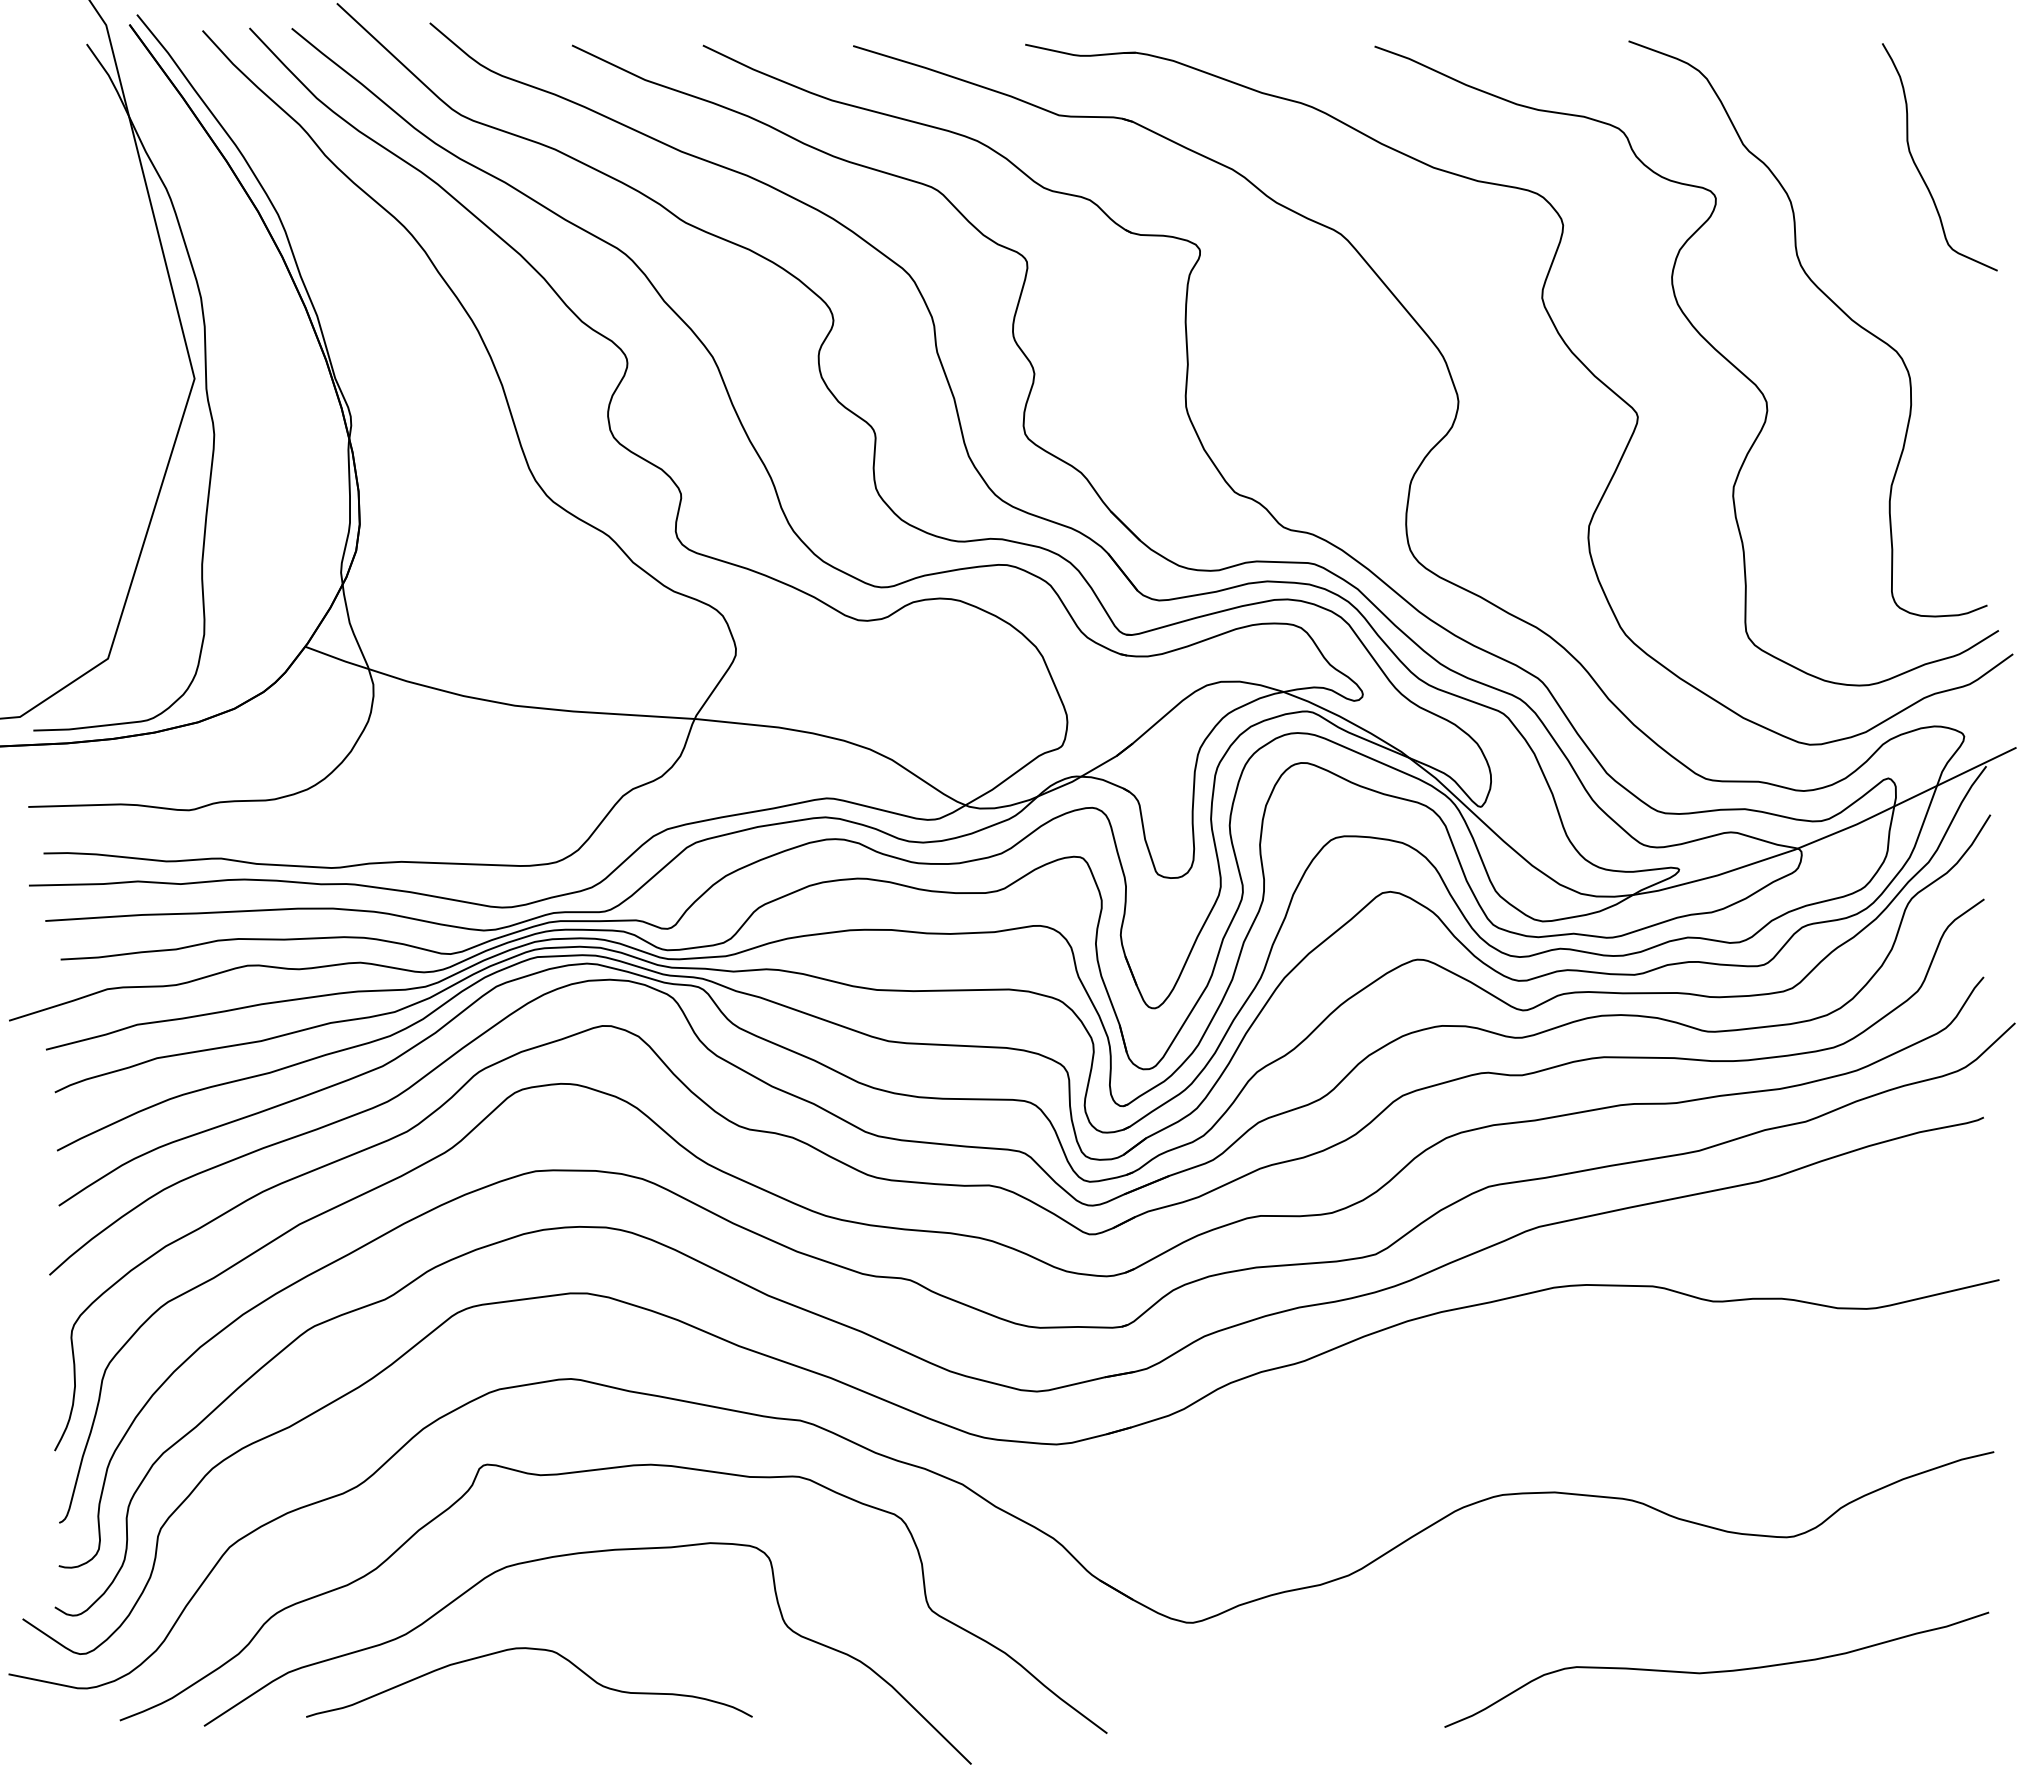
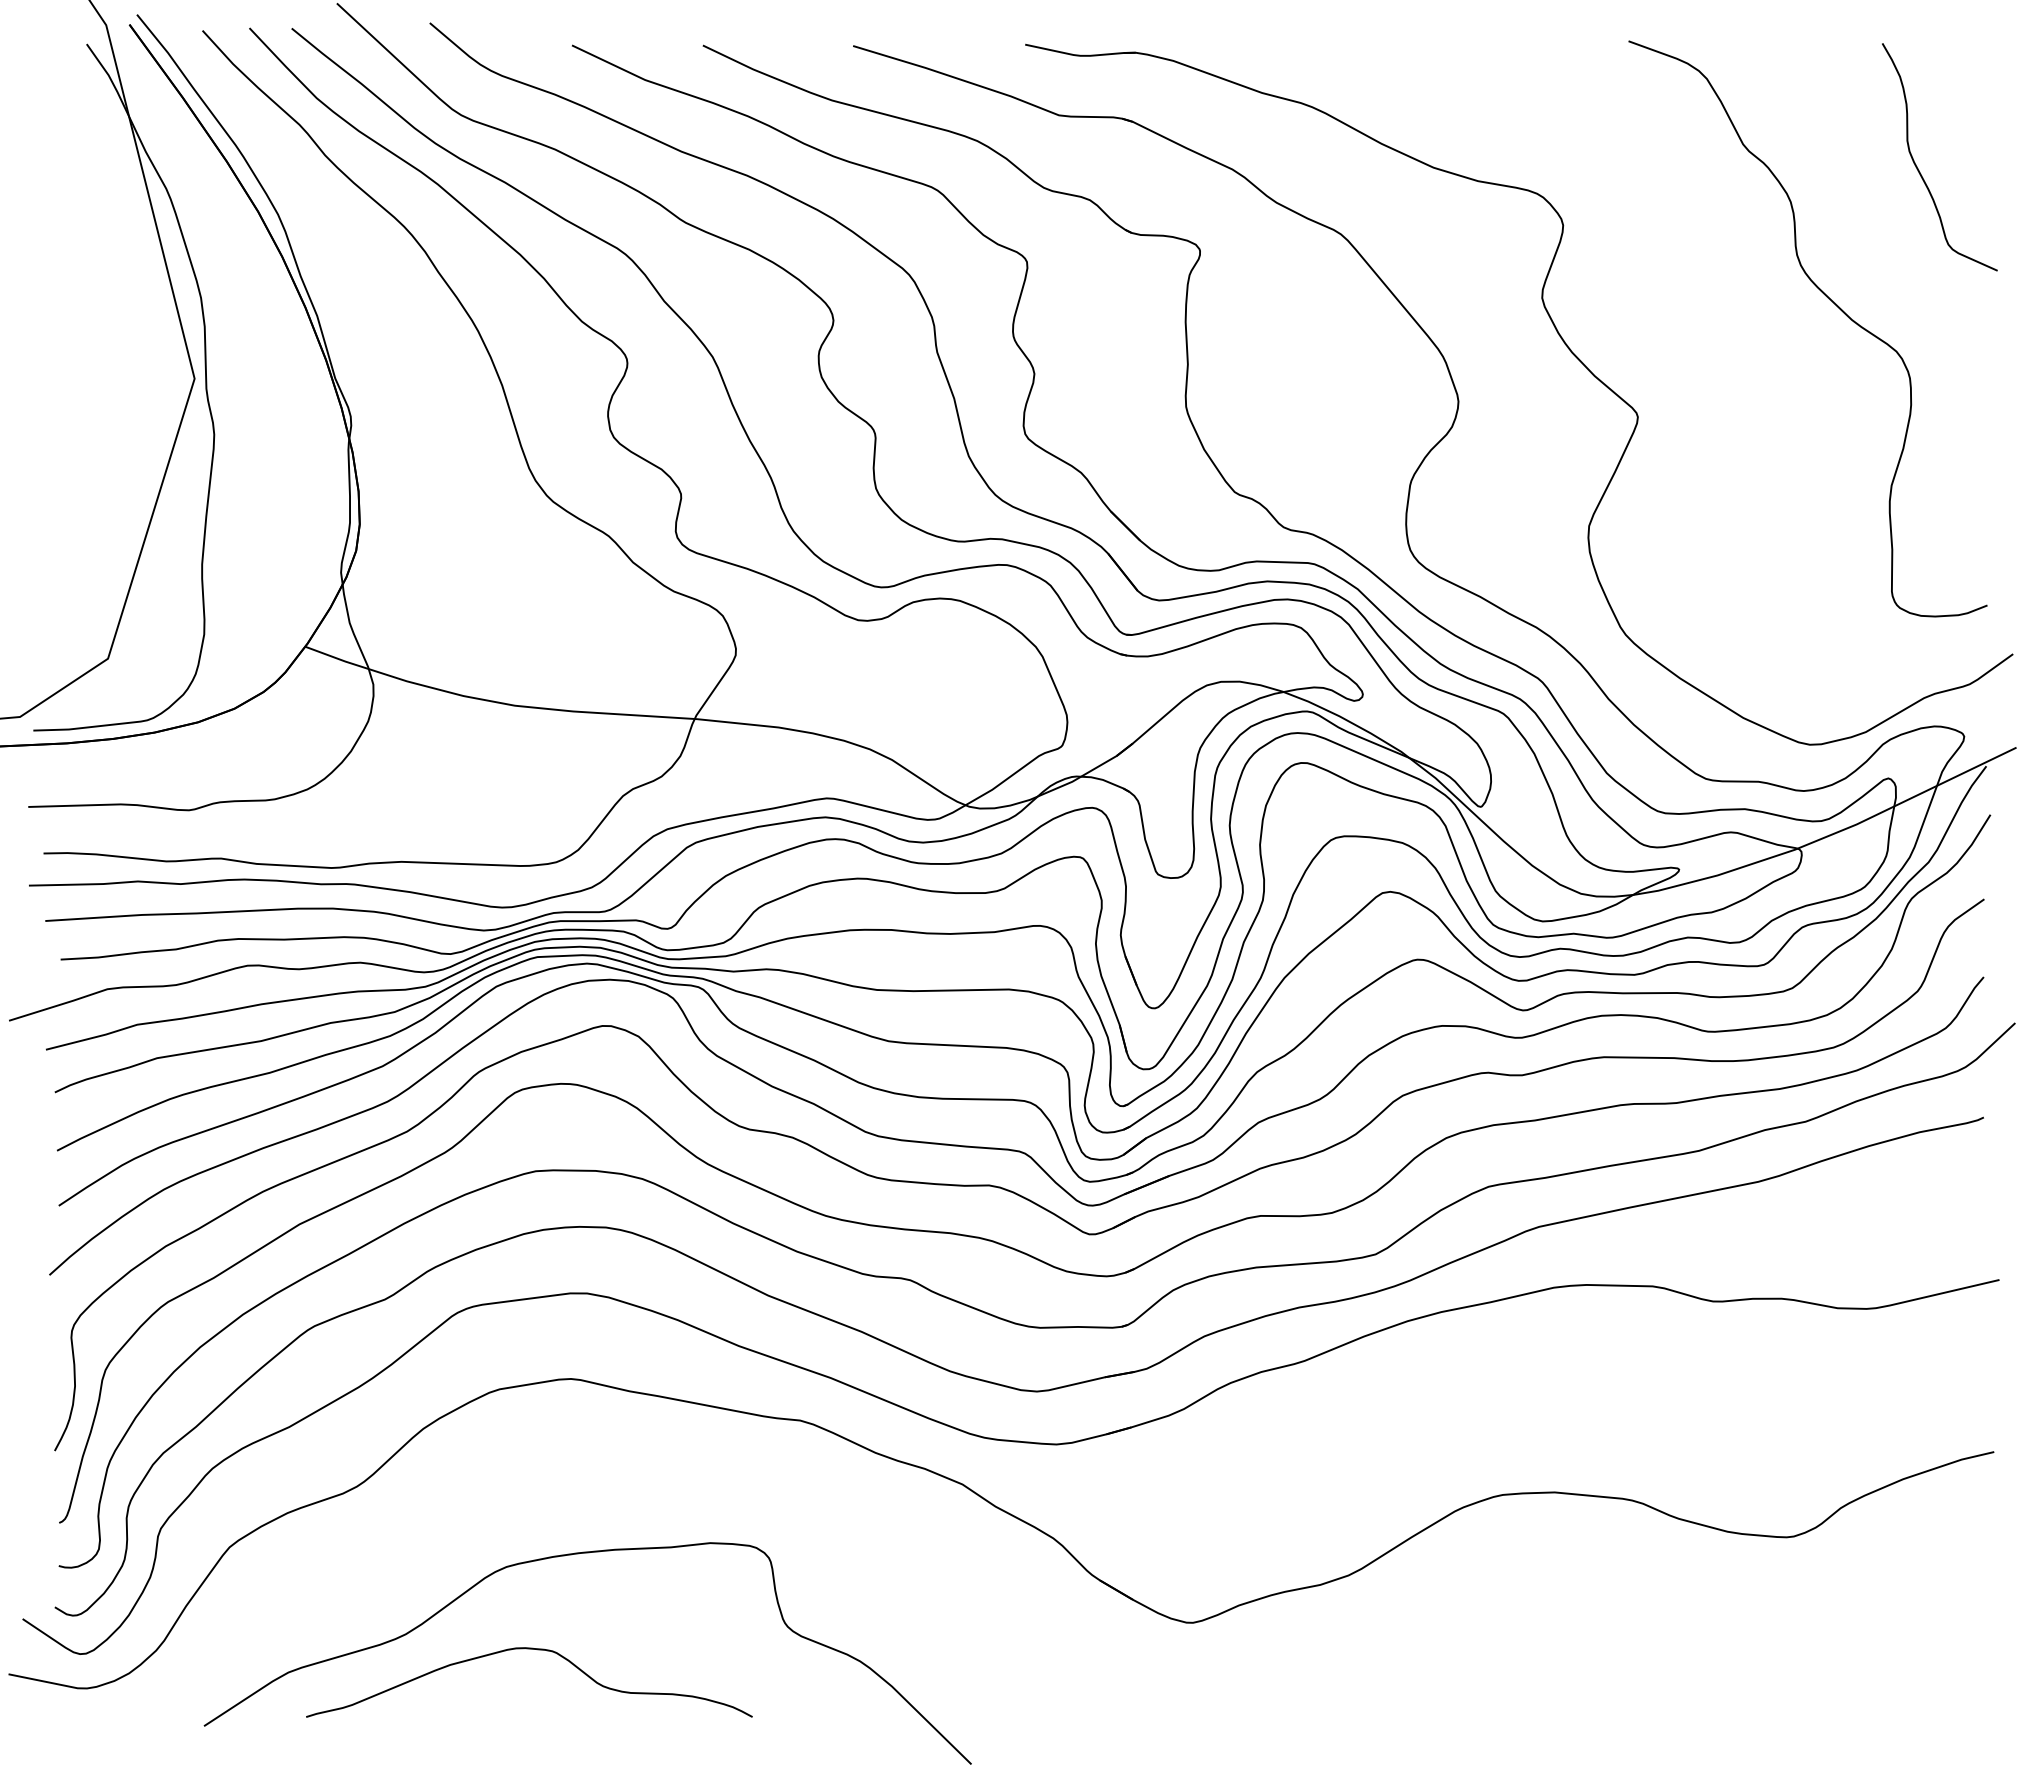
curve: present -> none (1707, 343)
curve: present -> none (601, 1470)
curve: present -> none (1716, 1671)
